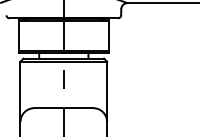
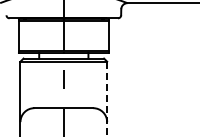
line: solid -> dashed (107, 99)
